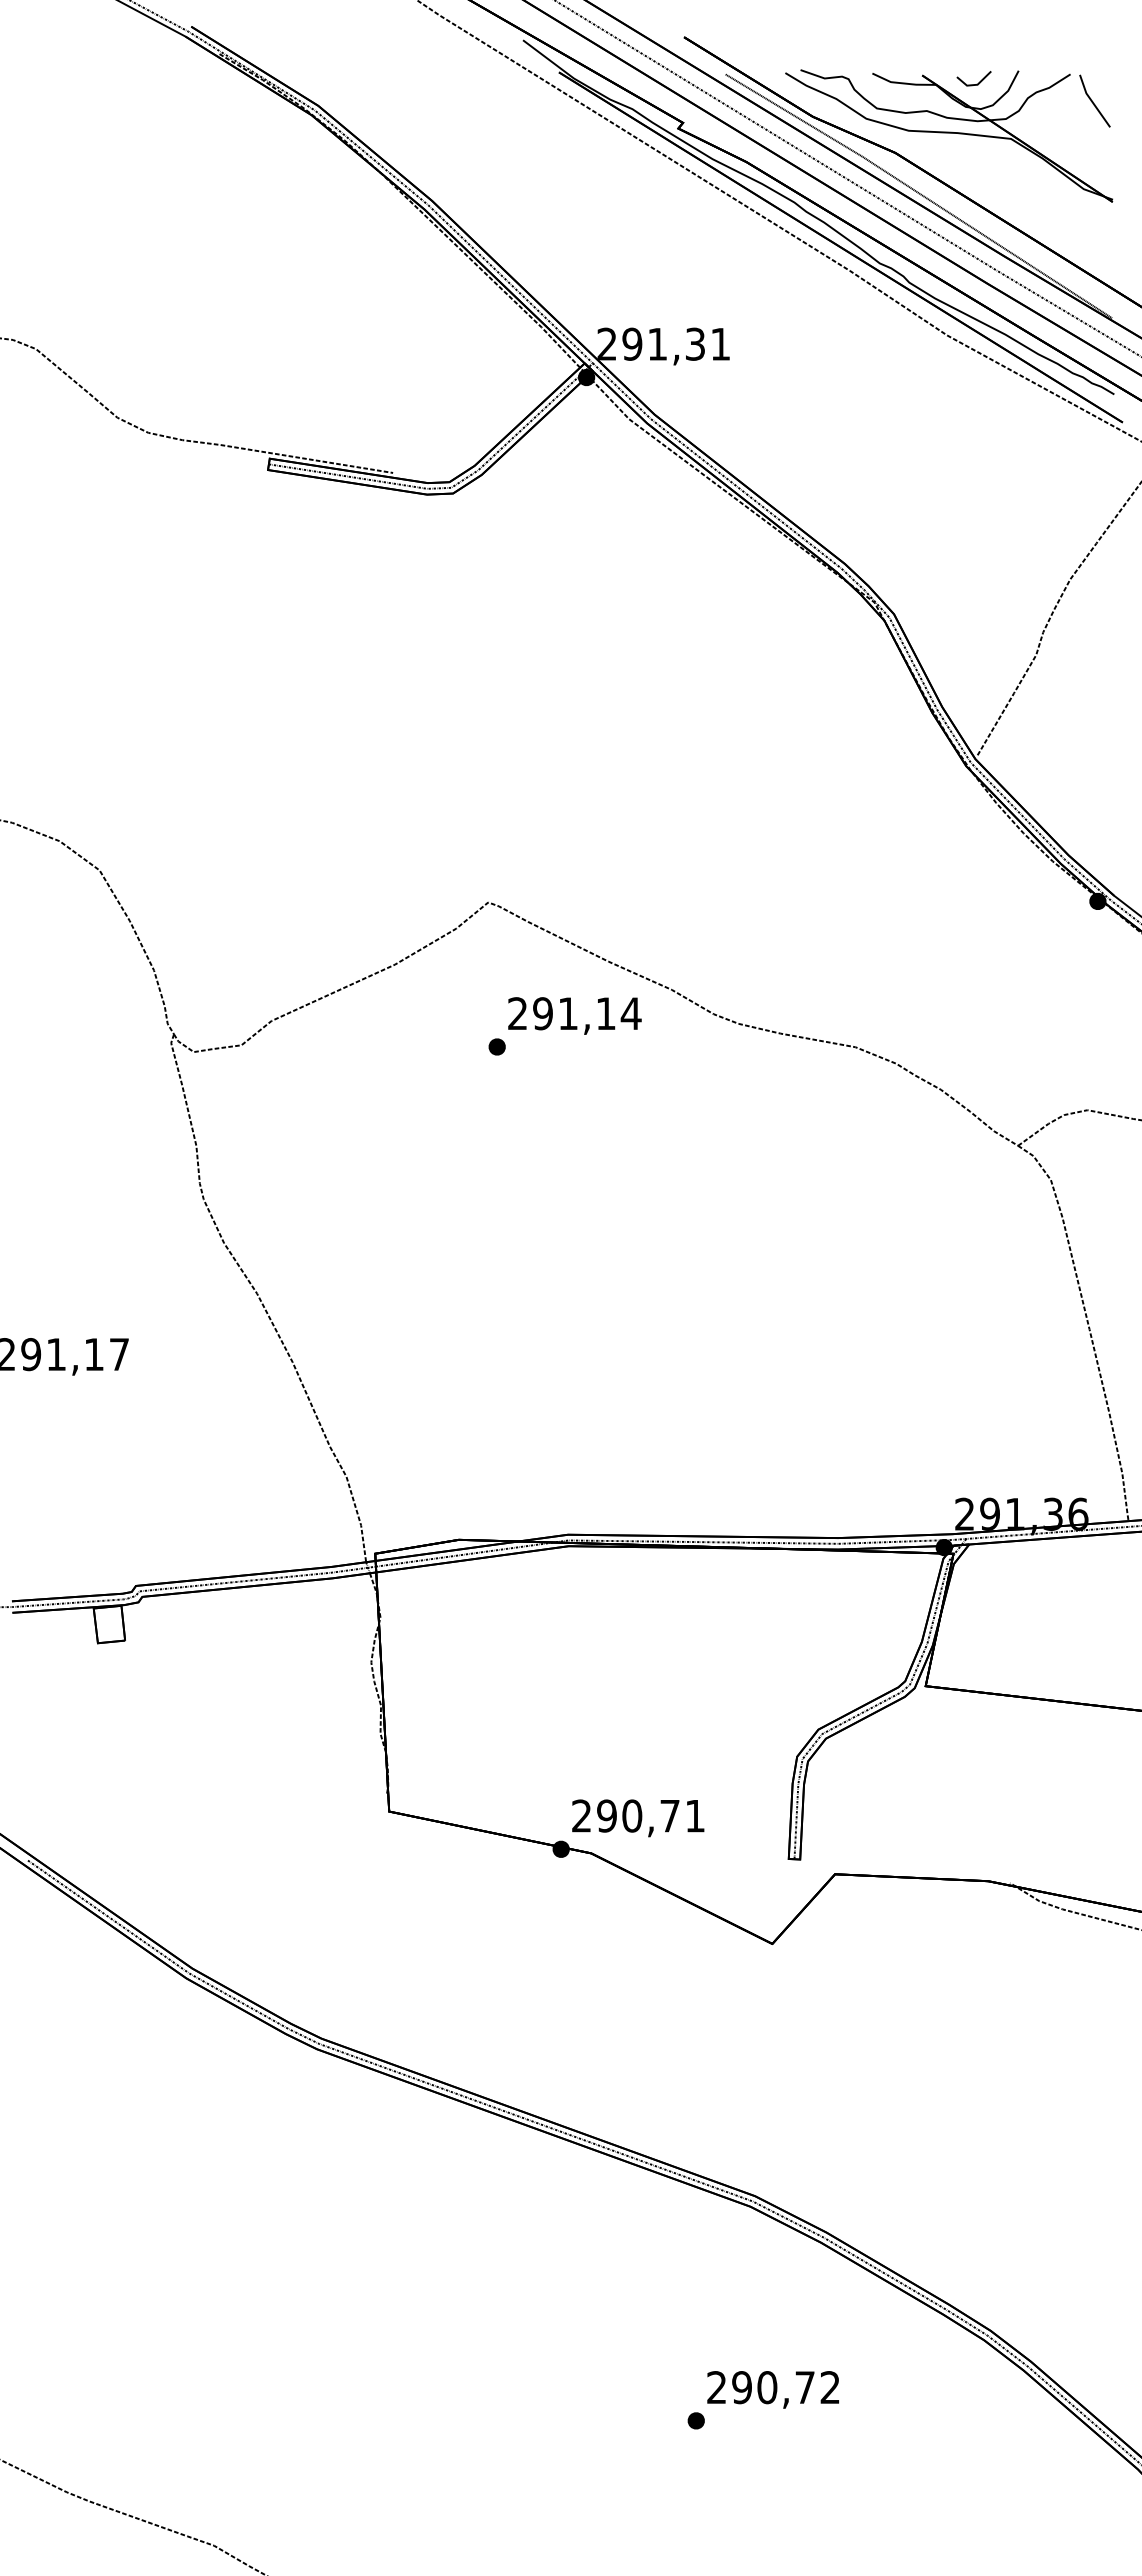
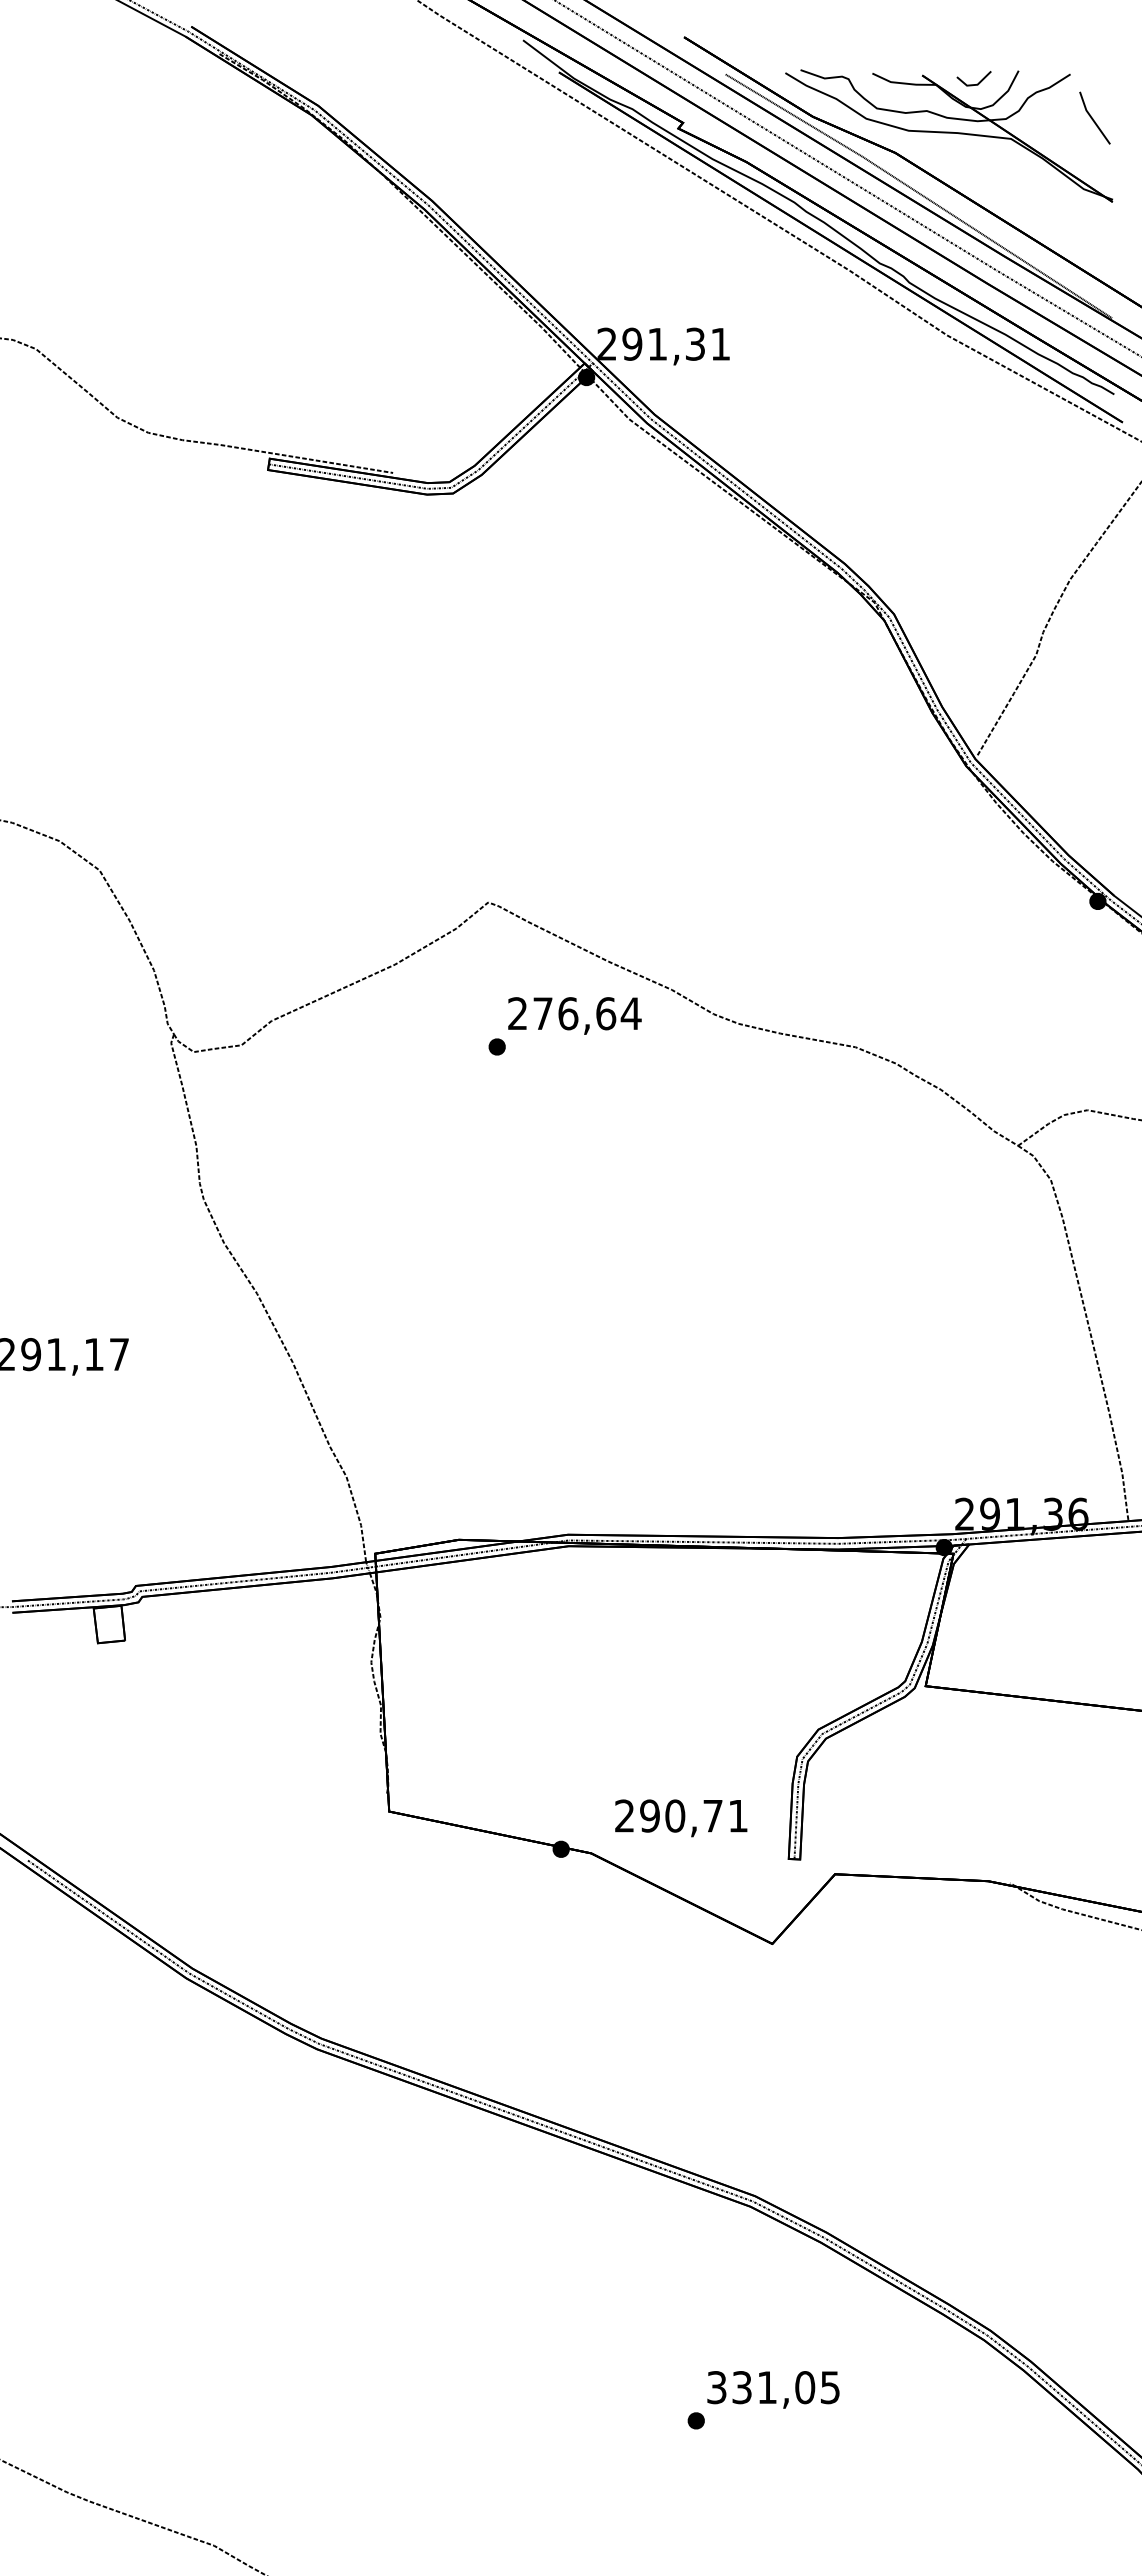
line position: (1093, 101) -> (1093, 118) (1093, 118)
text: 291,14 -> 276,64 (574, 1013)
text position: (638, 1818) -> (681, 1818) (681, 1818)
text: 290,72 -> 331,05 (773, 2387)
